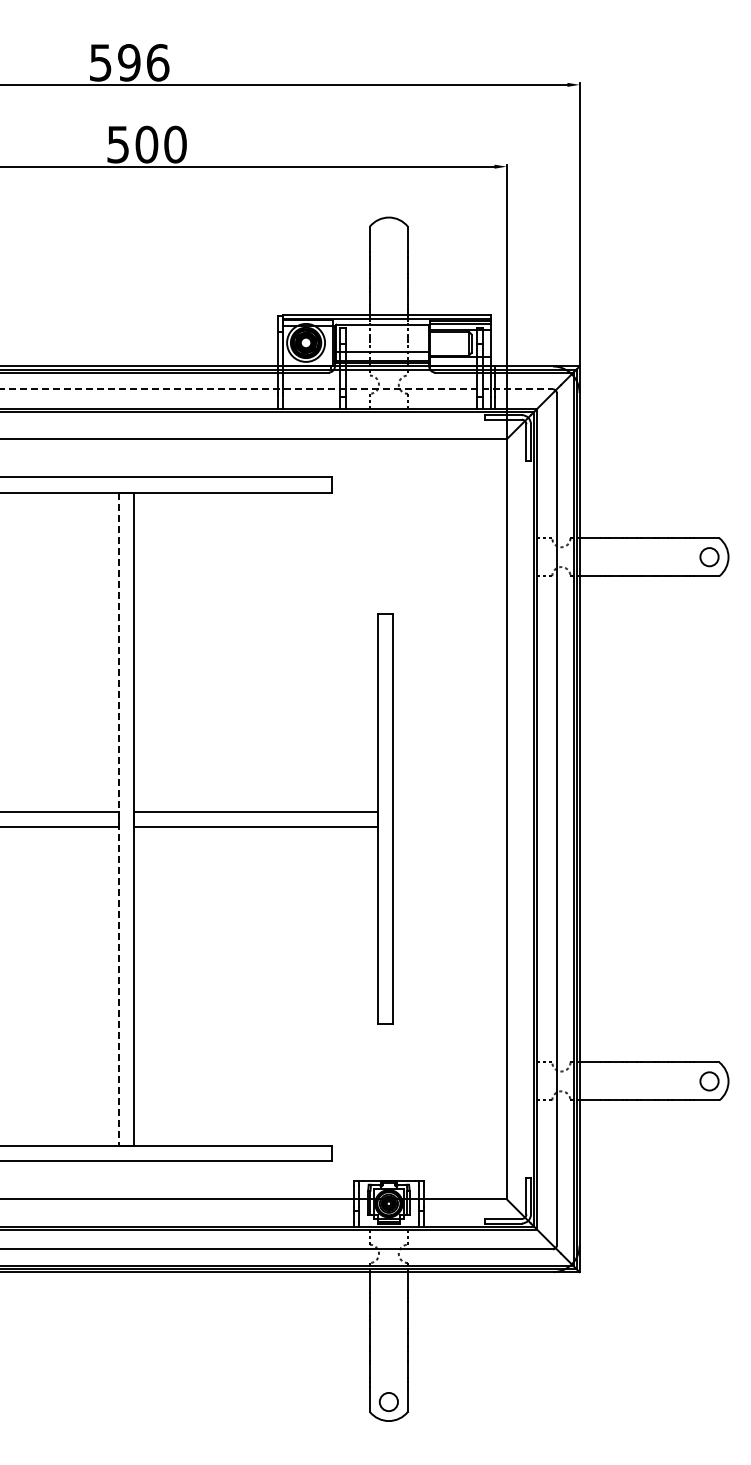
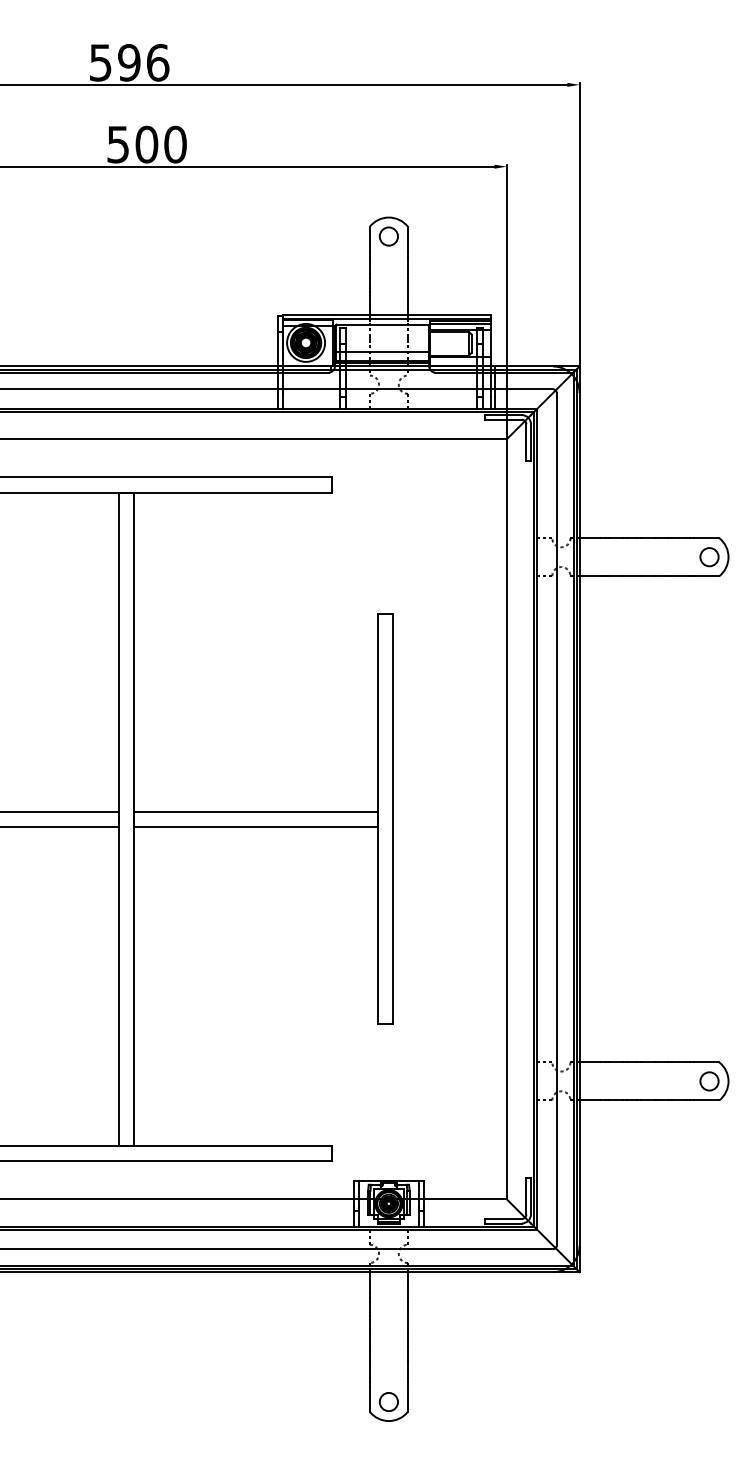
circle: none -> present (388, 236)
line: dashed -> solid (277, 389)
line: dashed -> solid (119, 819)
